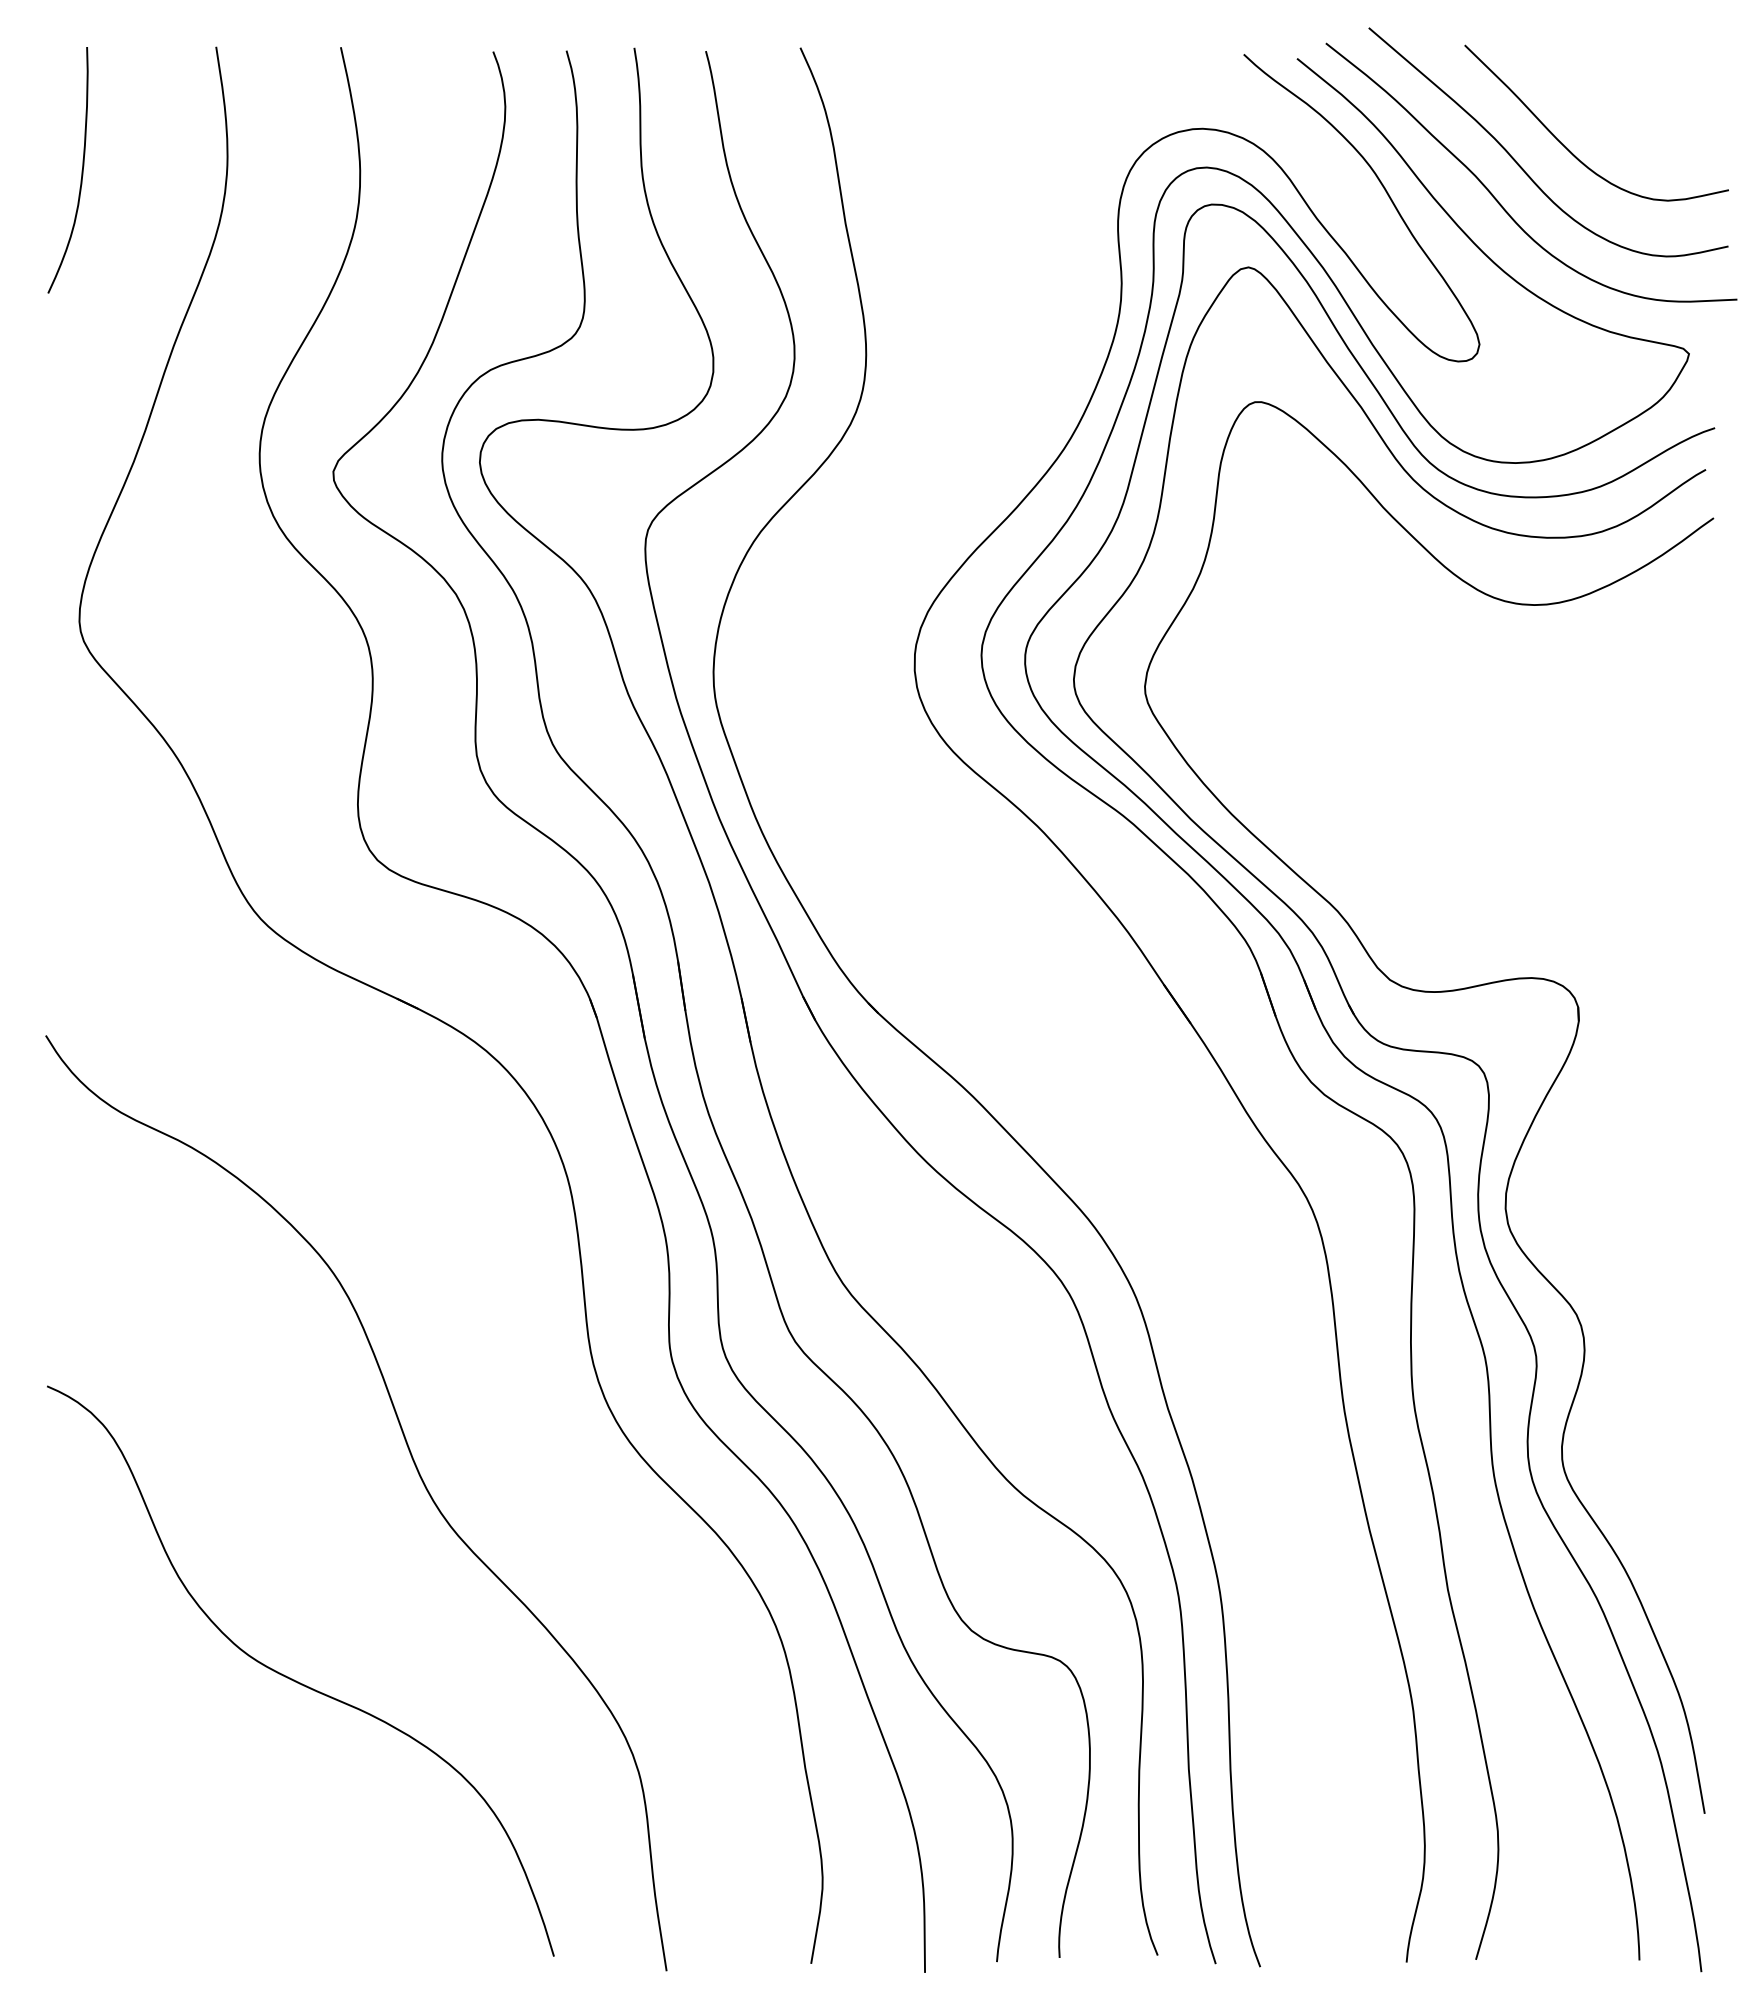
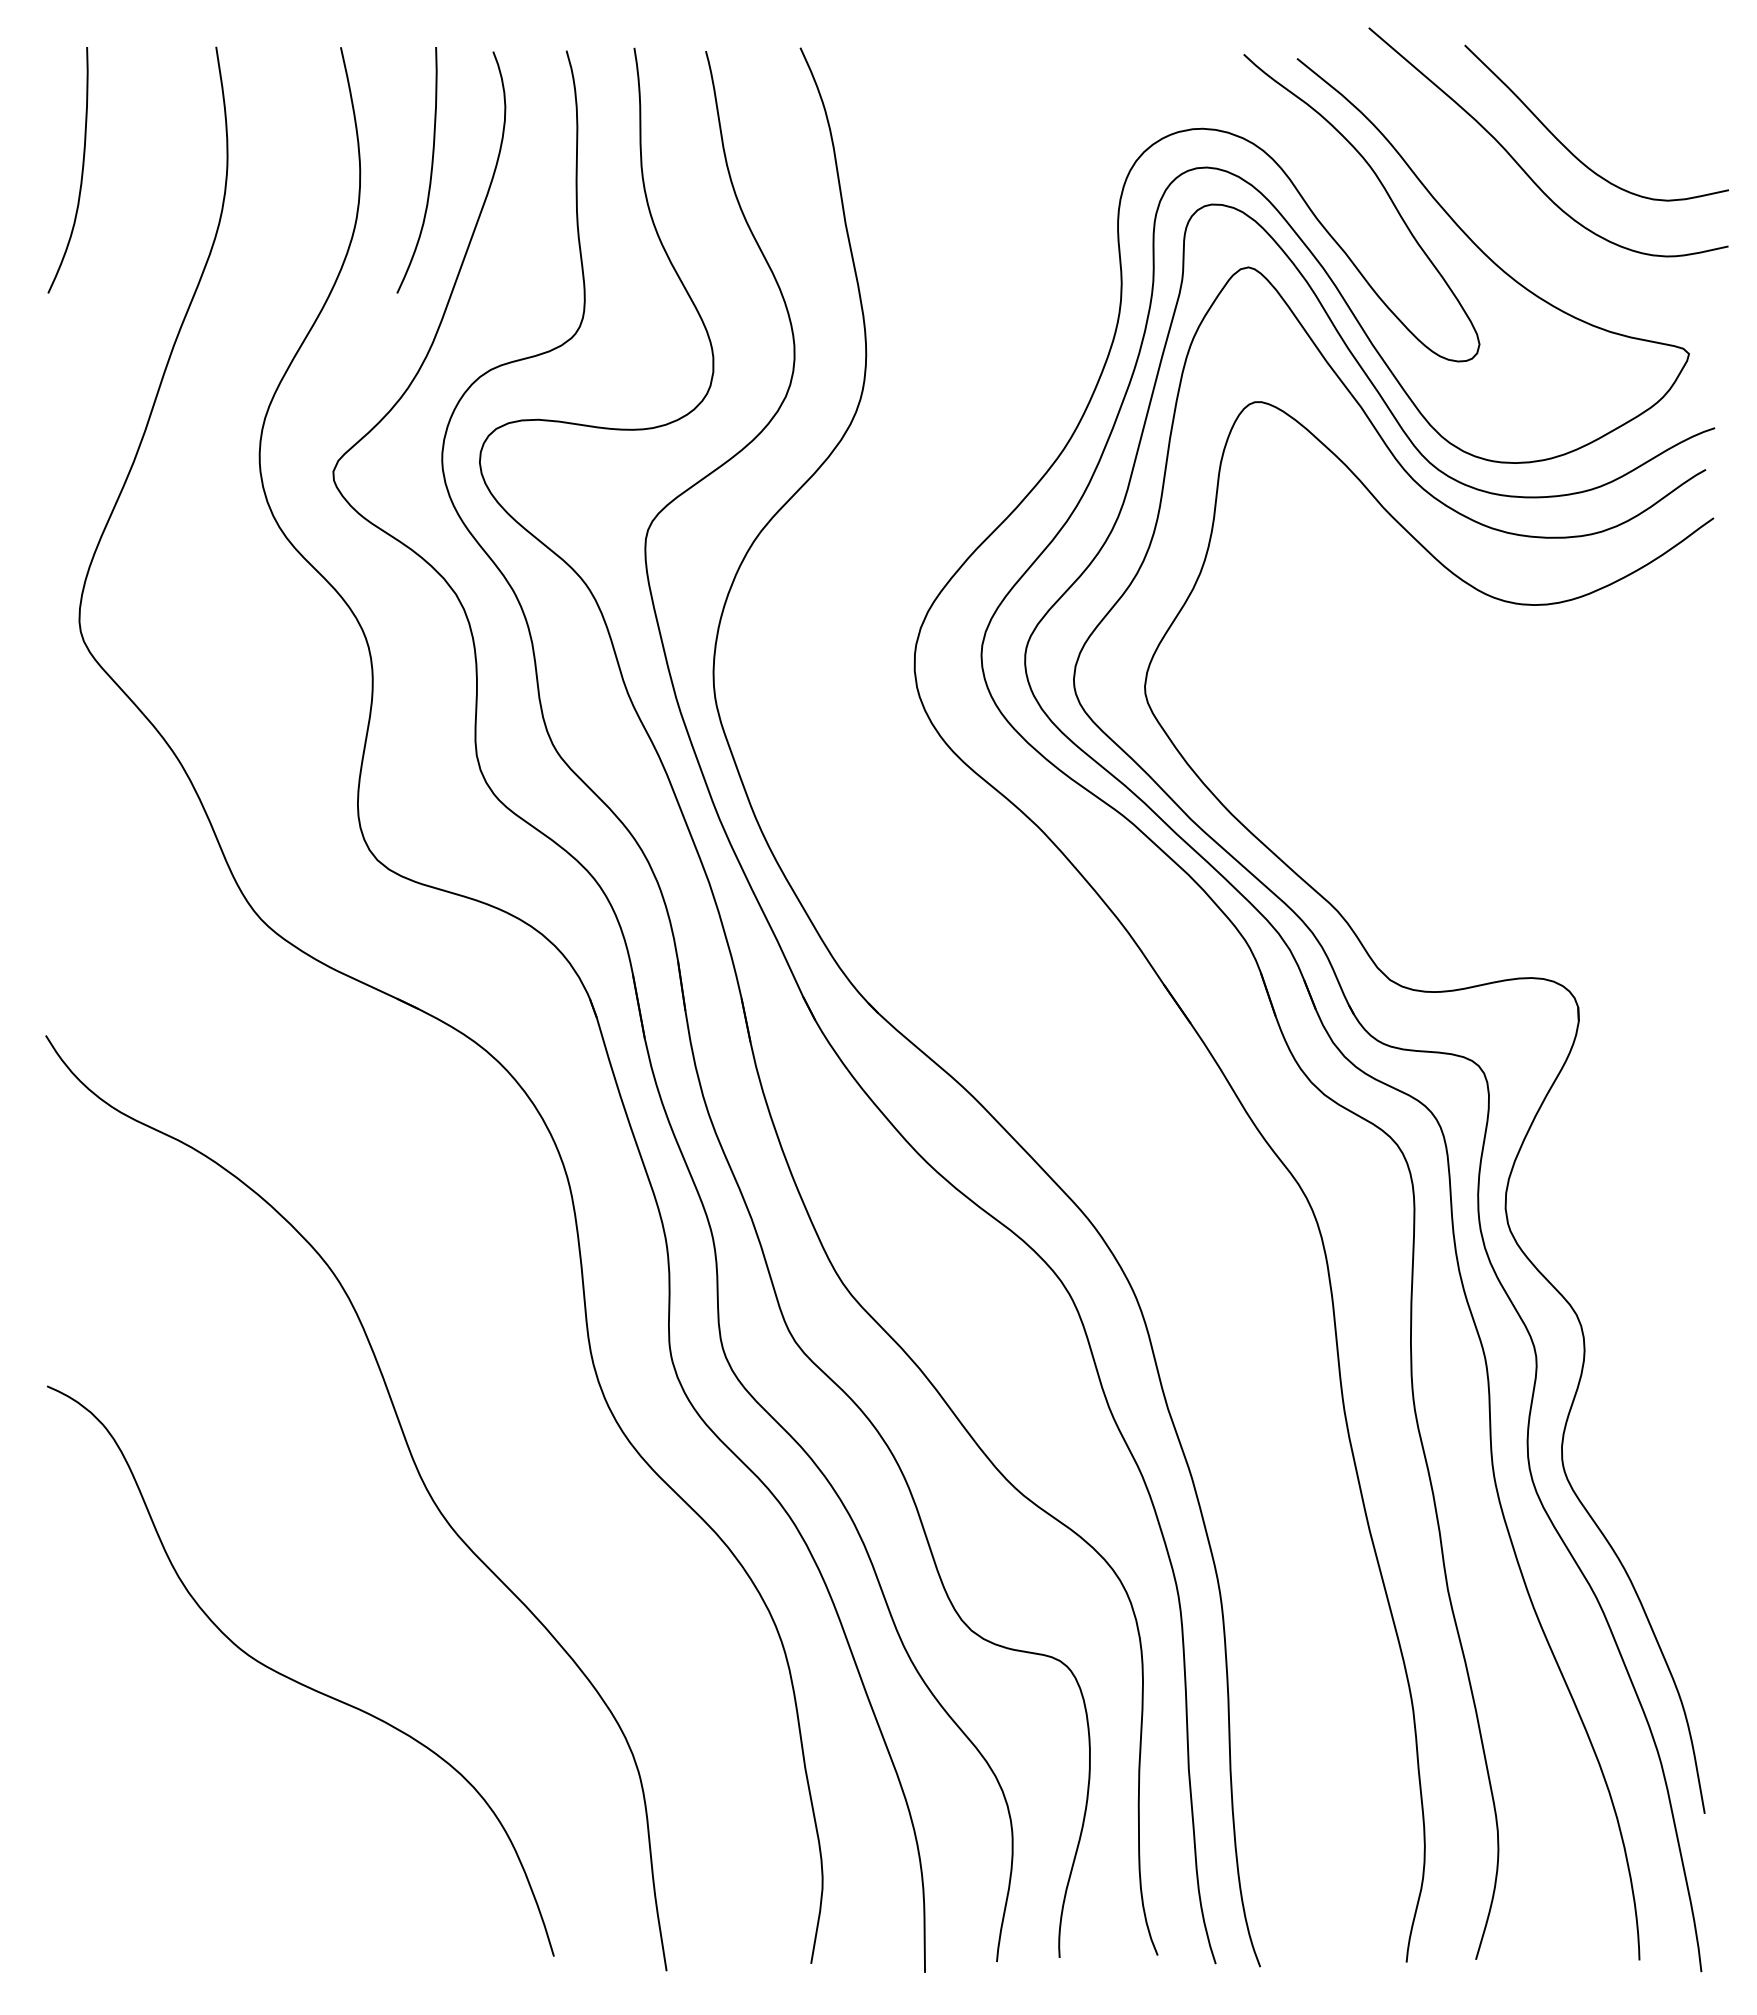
curve: none -> present (430, 170)
curve: present -> none (1498, 200)
